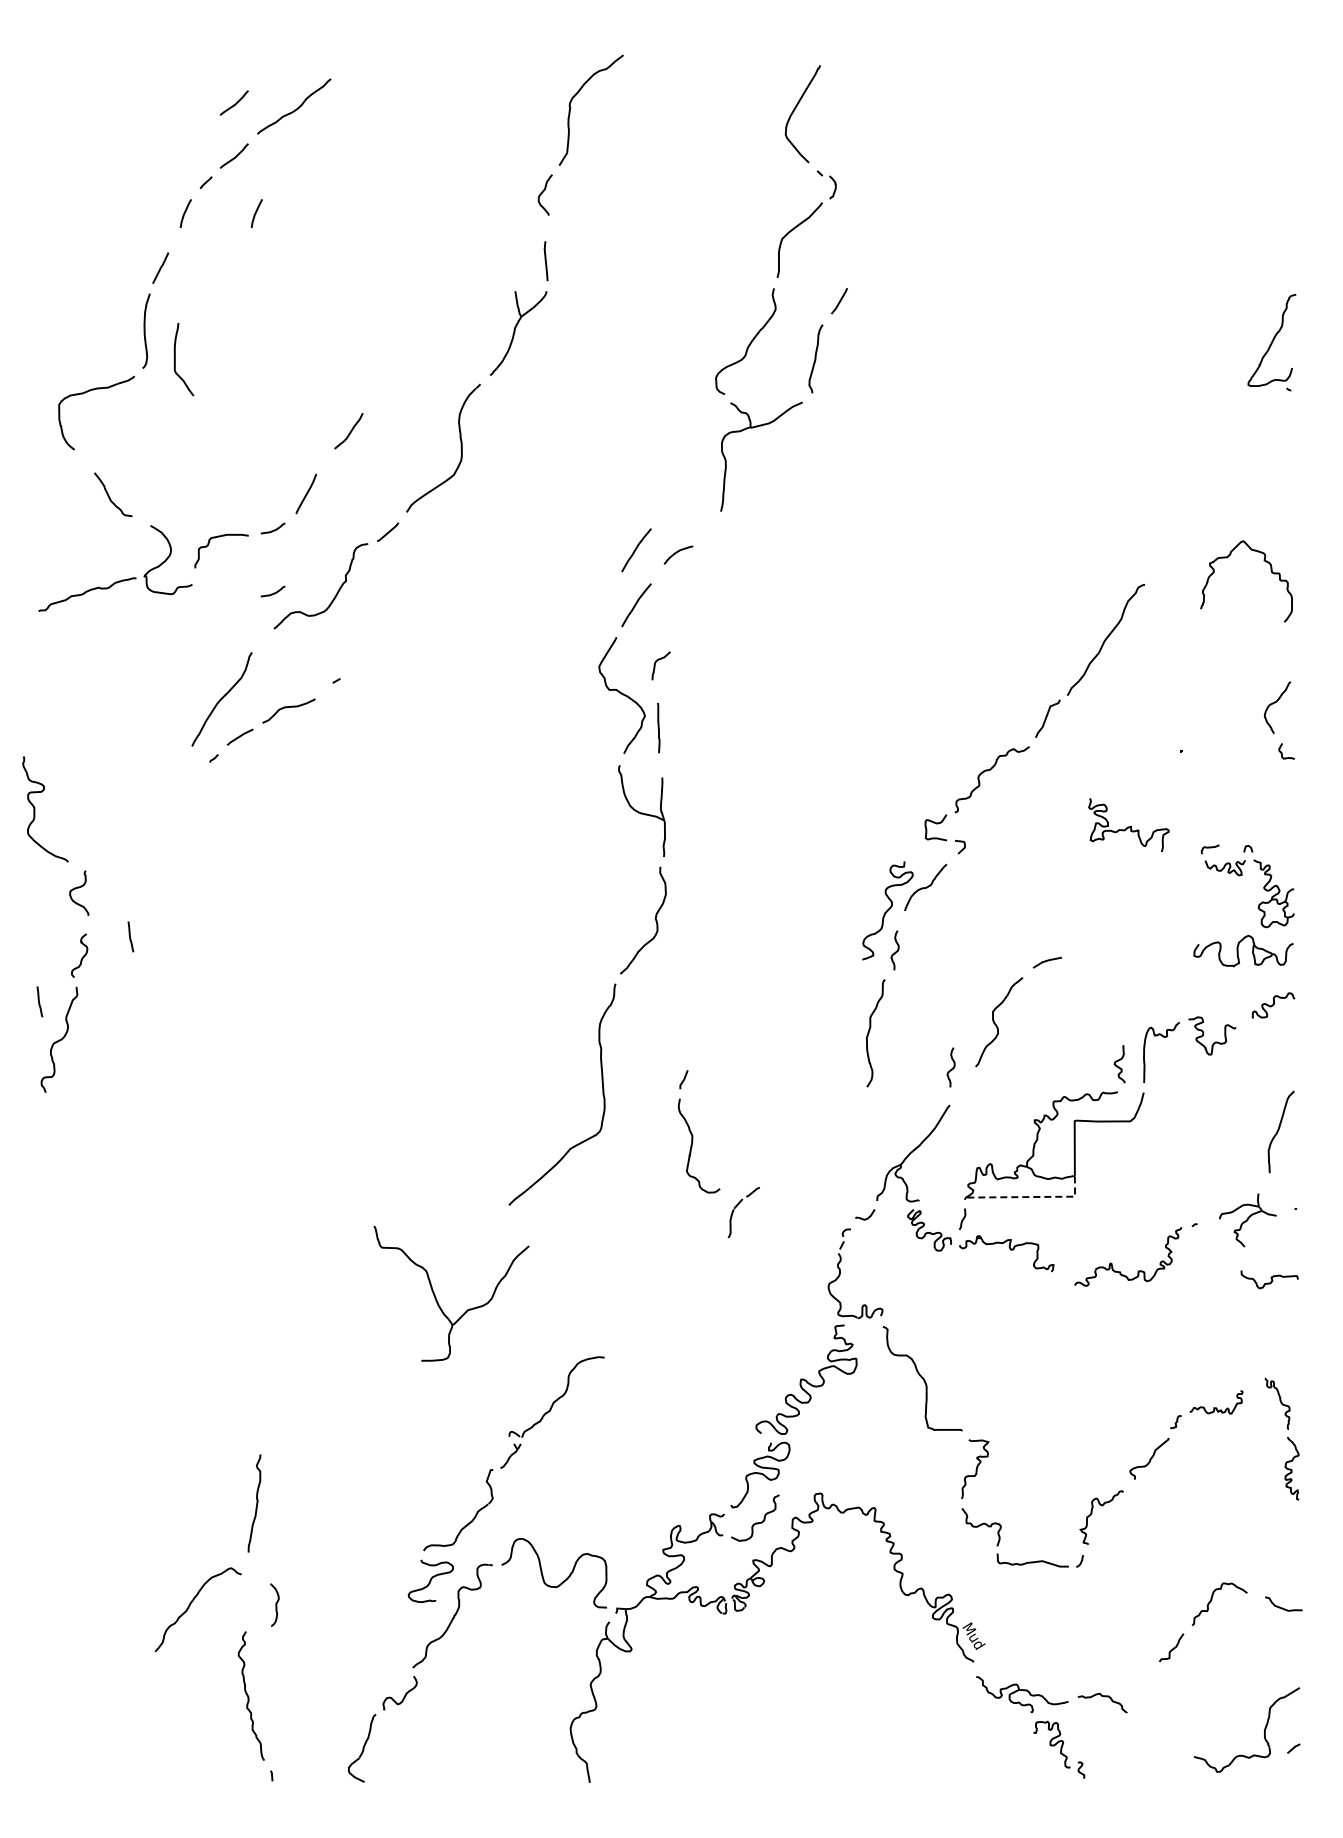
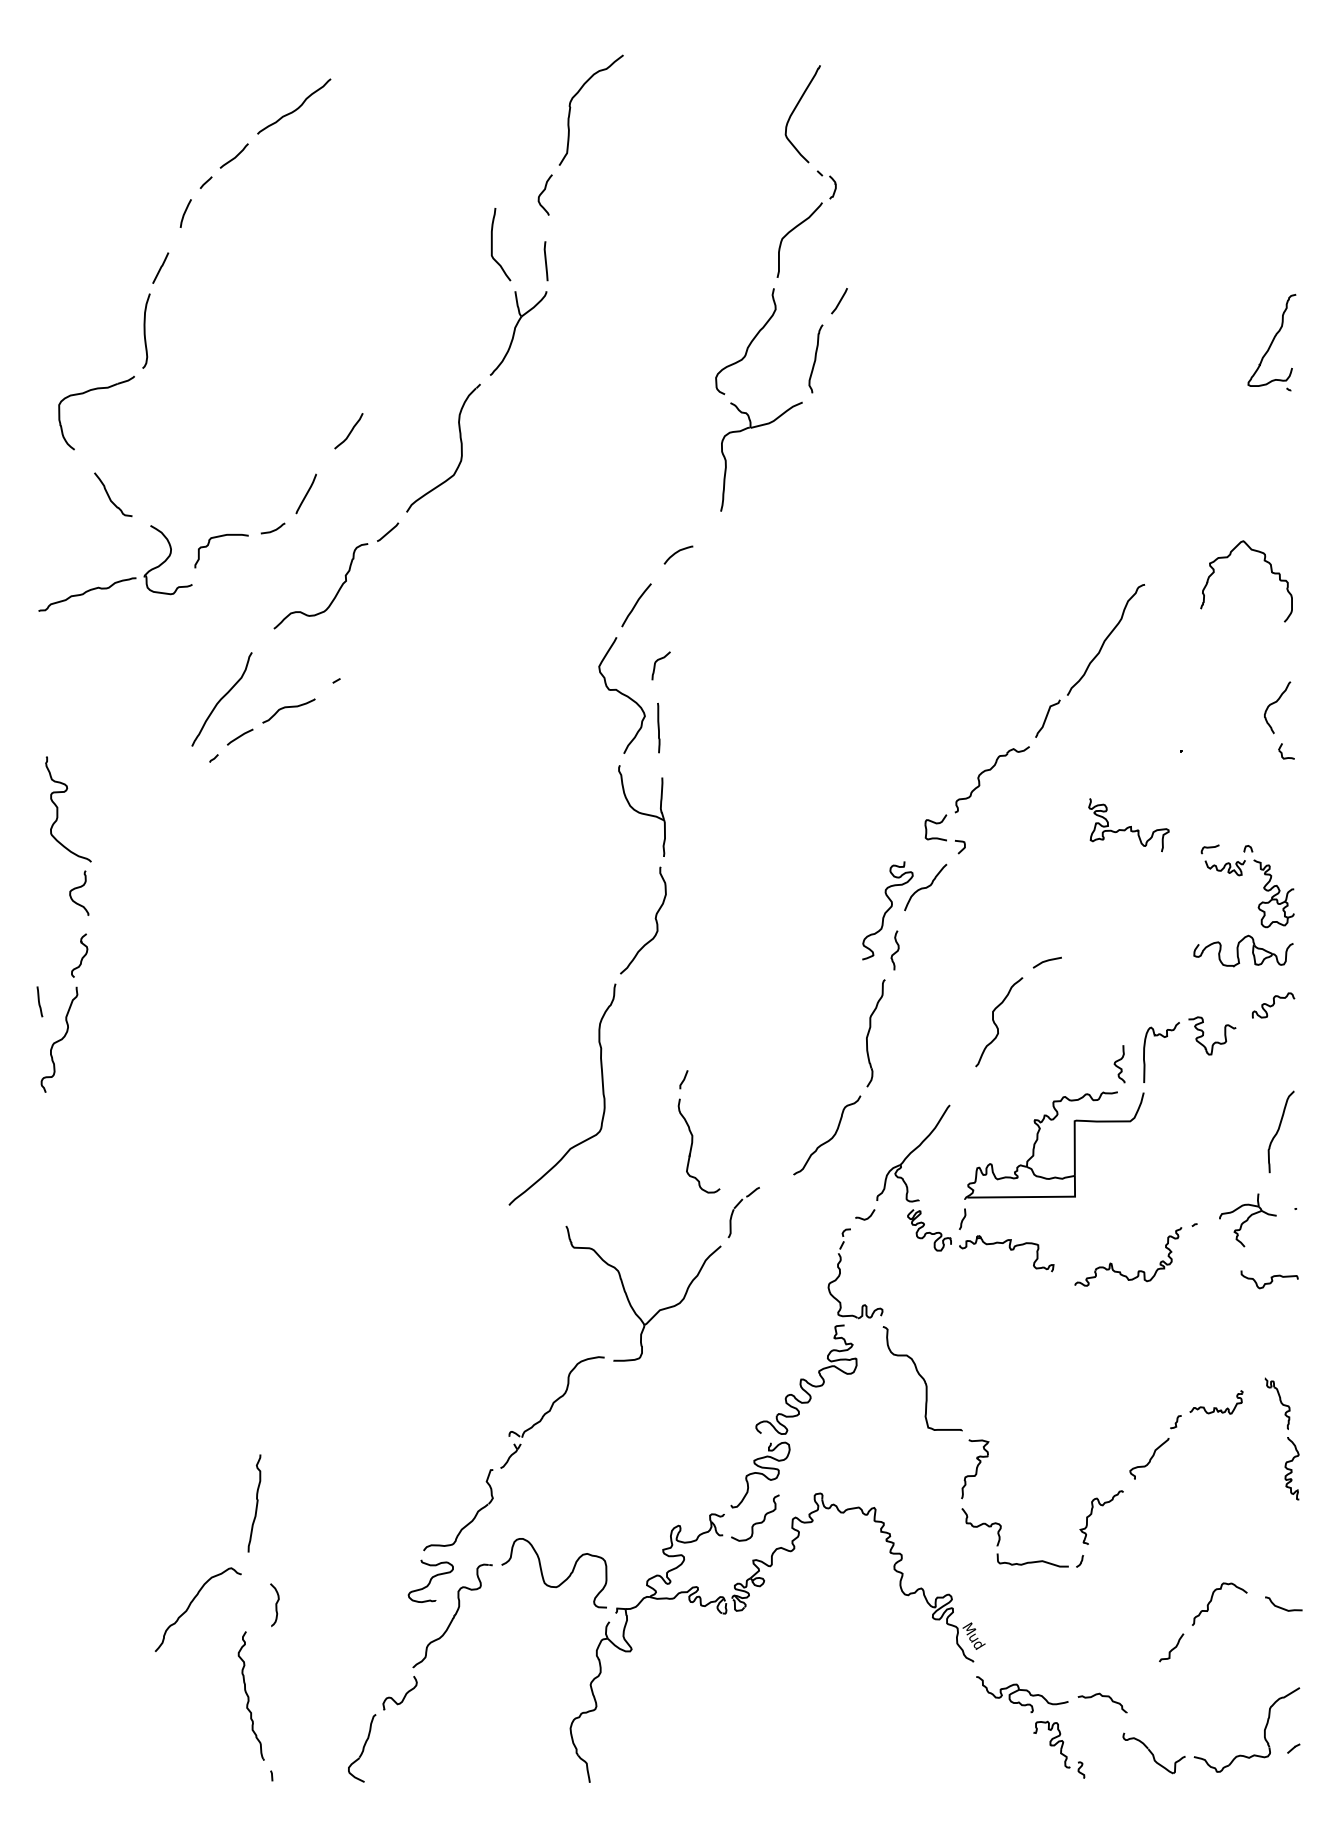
curve: present -> none (233, 104)
curve: present -> none (256, 213)
curve position: (175, 359) -> (492, 244) (492, 244)
curve: present -> none (636, 550)
curve: present -> none (273, 592)
part position: (35, 809) -> (58, 809) (58, 809)
line: present -> none (130, 936)
curve: present -> none (951, 1068)
curve: none -> present (828, 1139)
line: dashed -> solid (1032, 1197)
part position: (436, 1297) -> (628, 1297) (628, 1297)
part: none -> present (1153, 1753)
